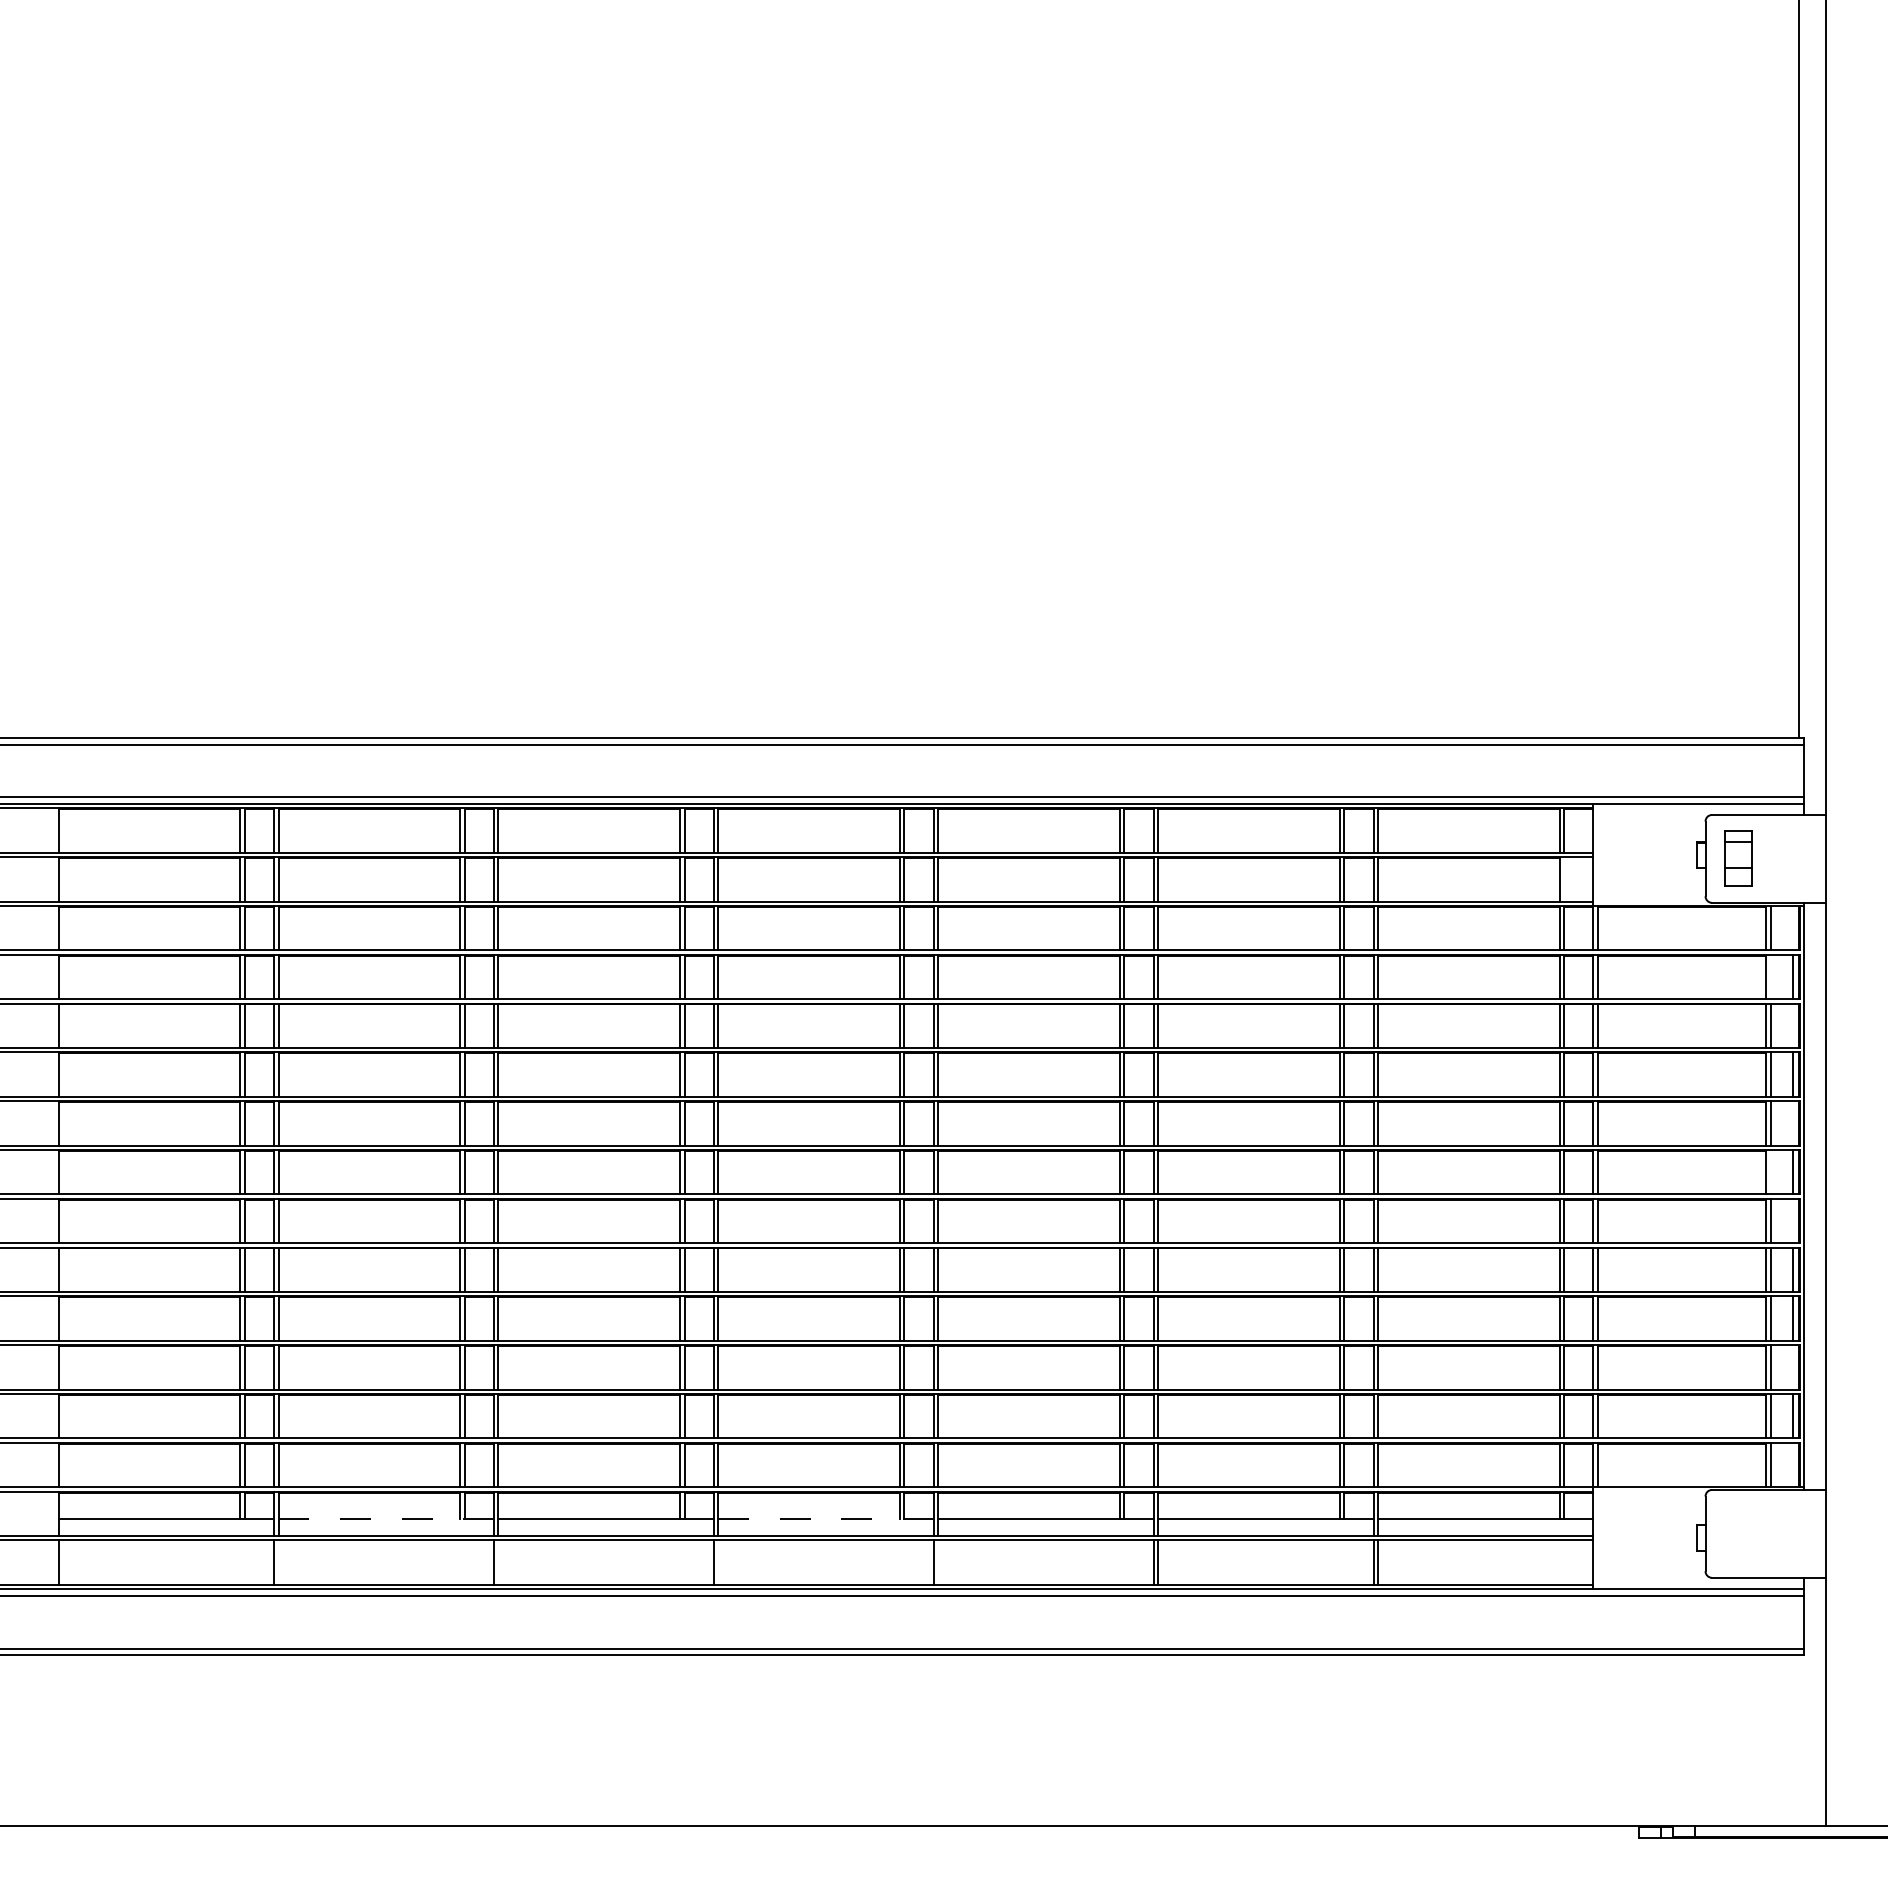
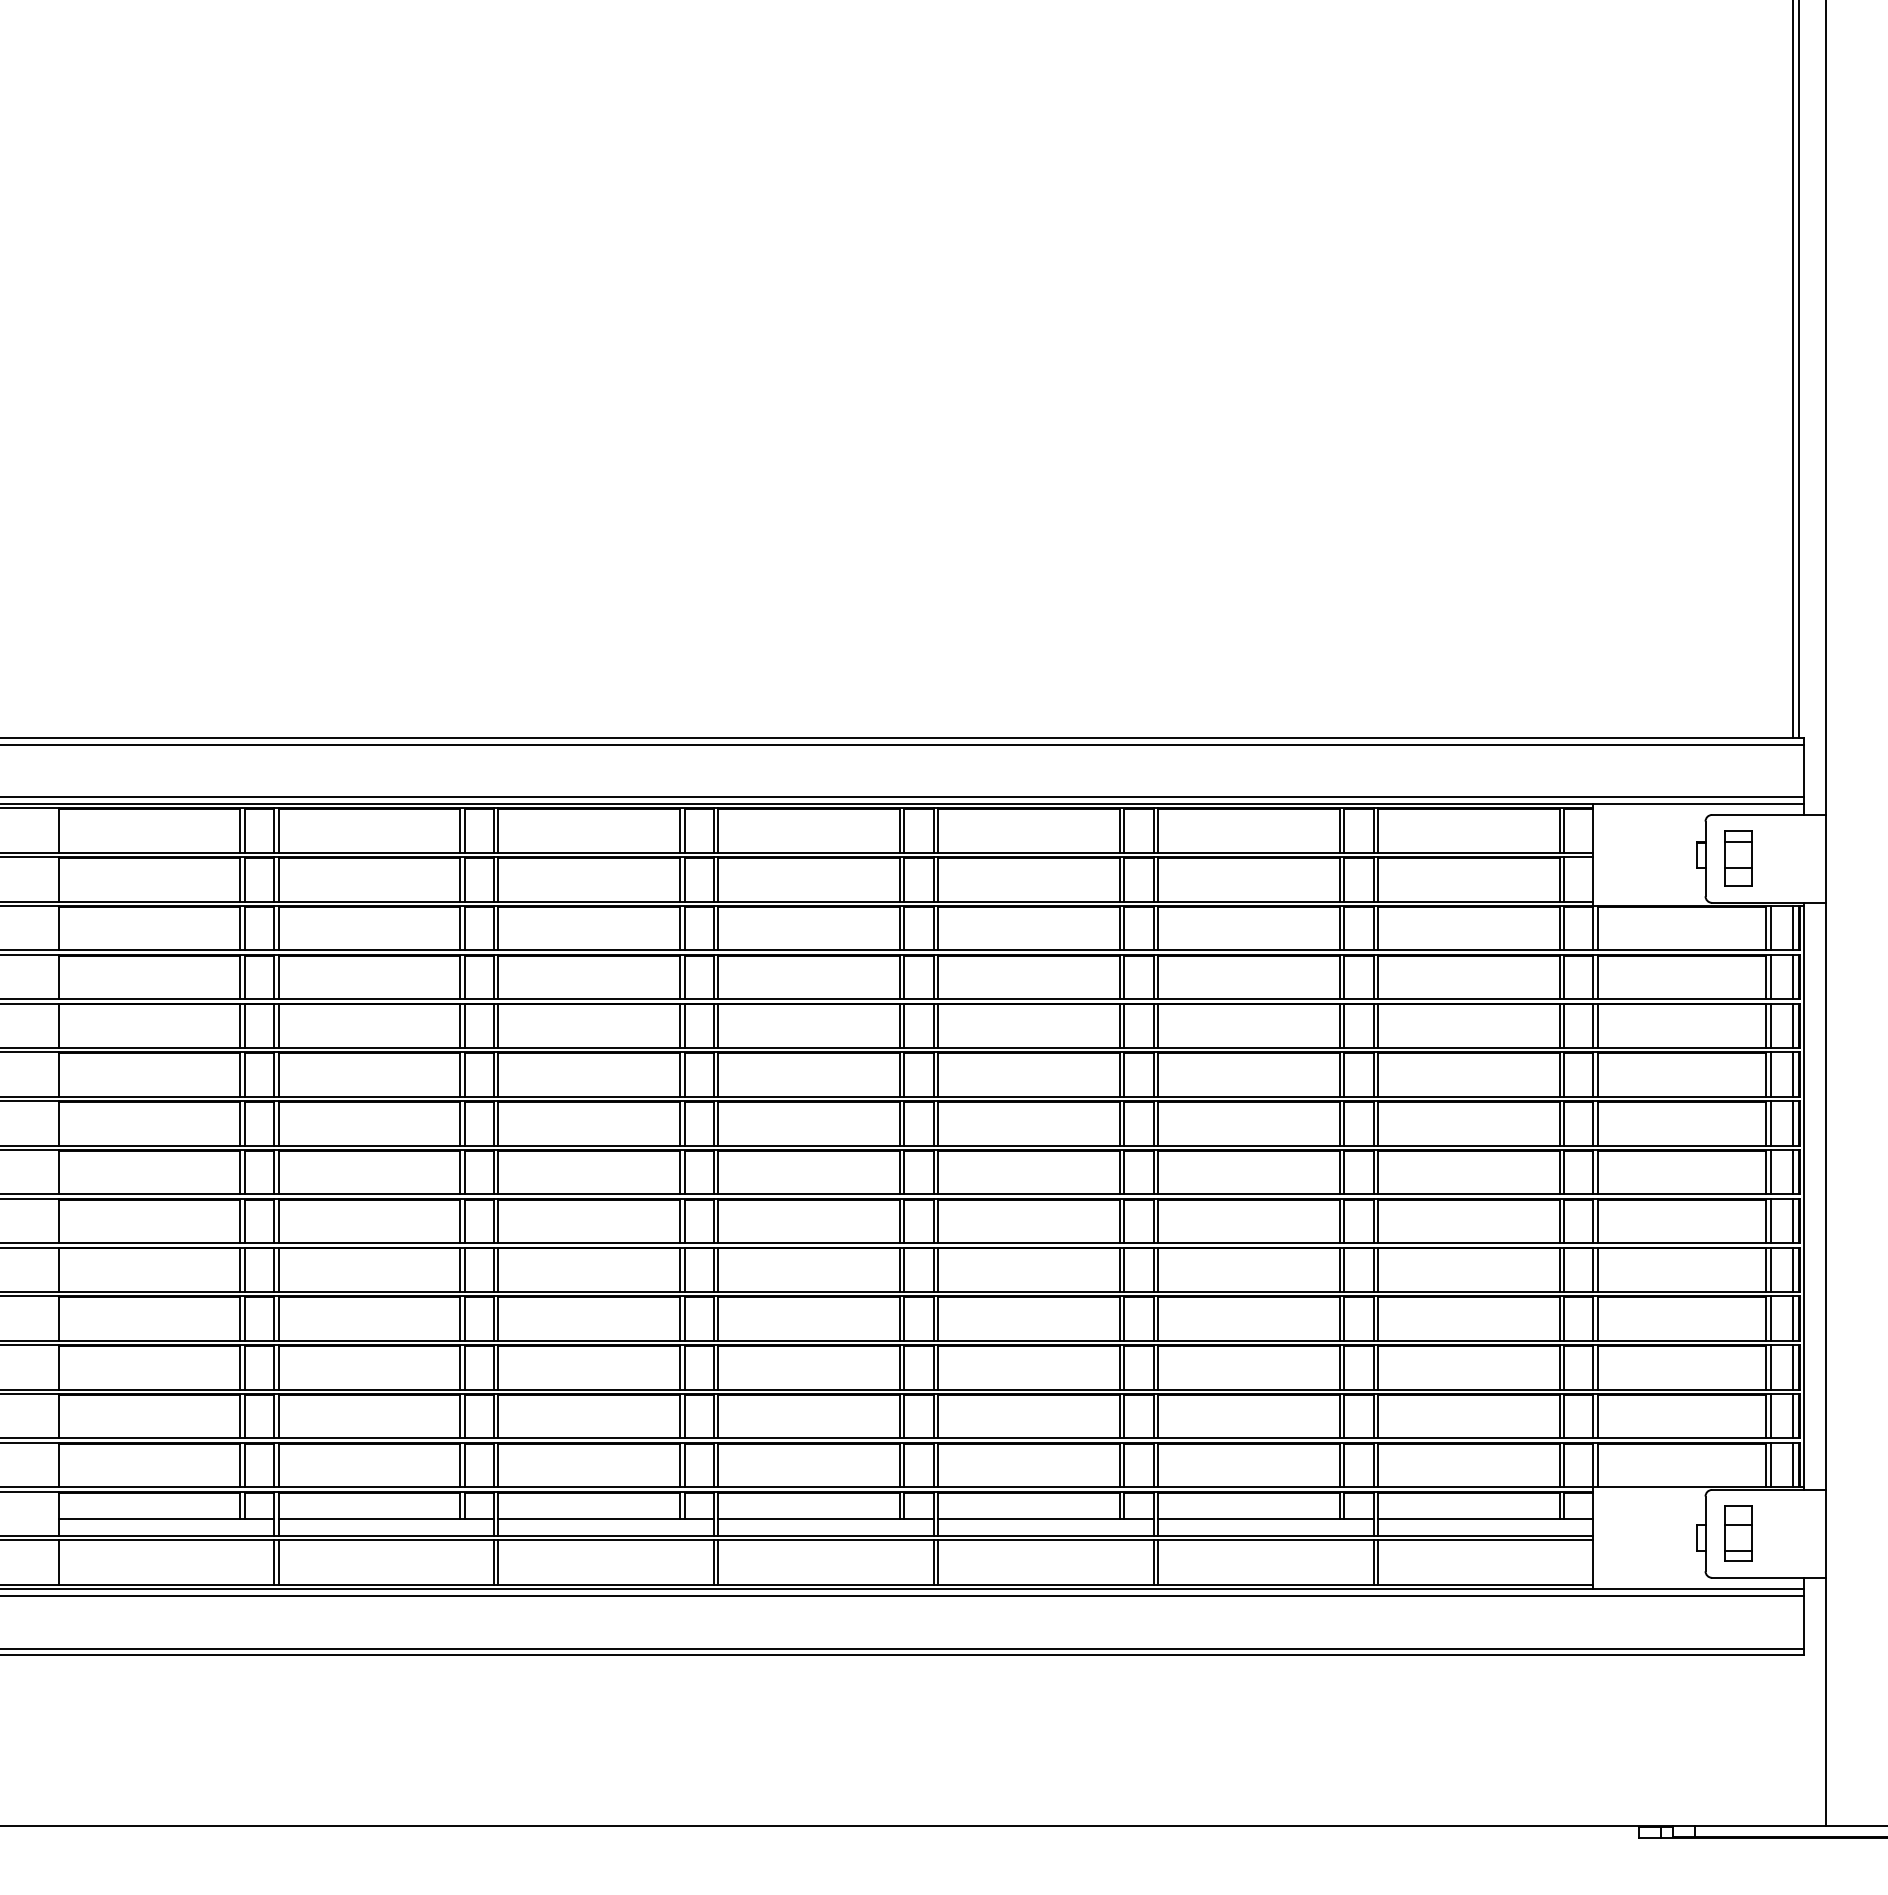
line: none -> present (1792, 369)
line: none -> present (1564, 879)
line: none -> present (1792, 927)
line: none -> present (1770, 976)
line: none -> present (1792, 1025)
line: none -> present (1792, 1123)
line: none -> present (1770, 1172)
line: none -> present (1792, 1220)
line: none -> present (1792, 1367)
line: none -> present (1792, 1464)
line: dashed -> solid (386, 1518)
line: dashed -> solid (826, 1518)
part: none -> present (1738, 1533)
line: none -> present (278, 1562)
line: none -> present (498, 1562)
line: none -> present (718, 1562)
line: none -> present (938, 1562)
